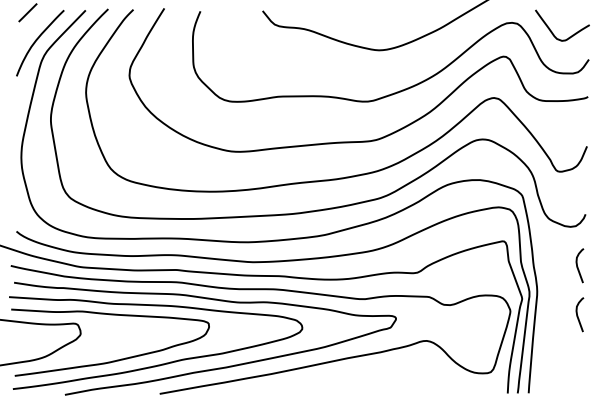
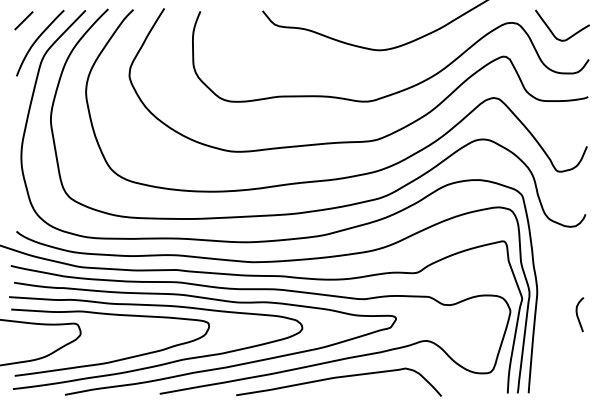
line position: (27, 12) -> (23, 20) (23, 20)
curve: present -> none (578, 266)
curve: none -> present (338, 378)
